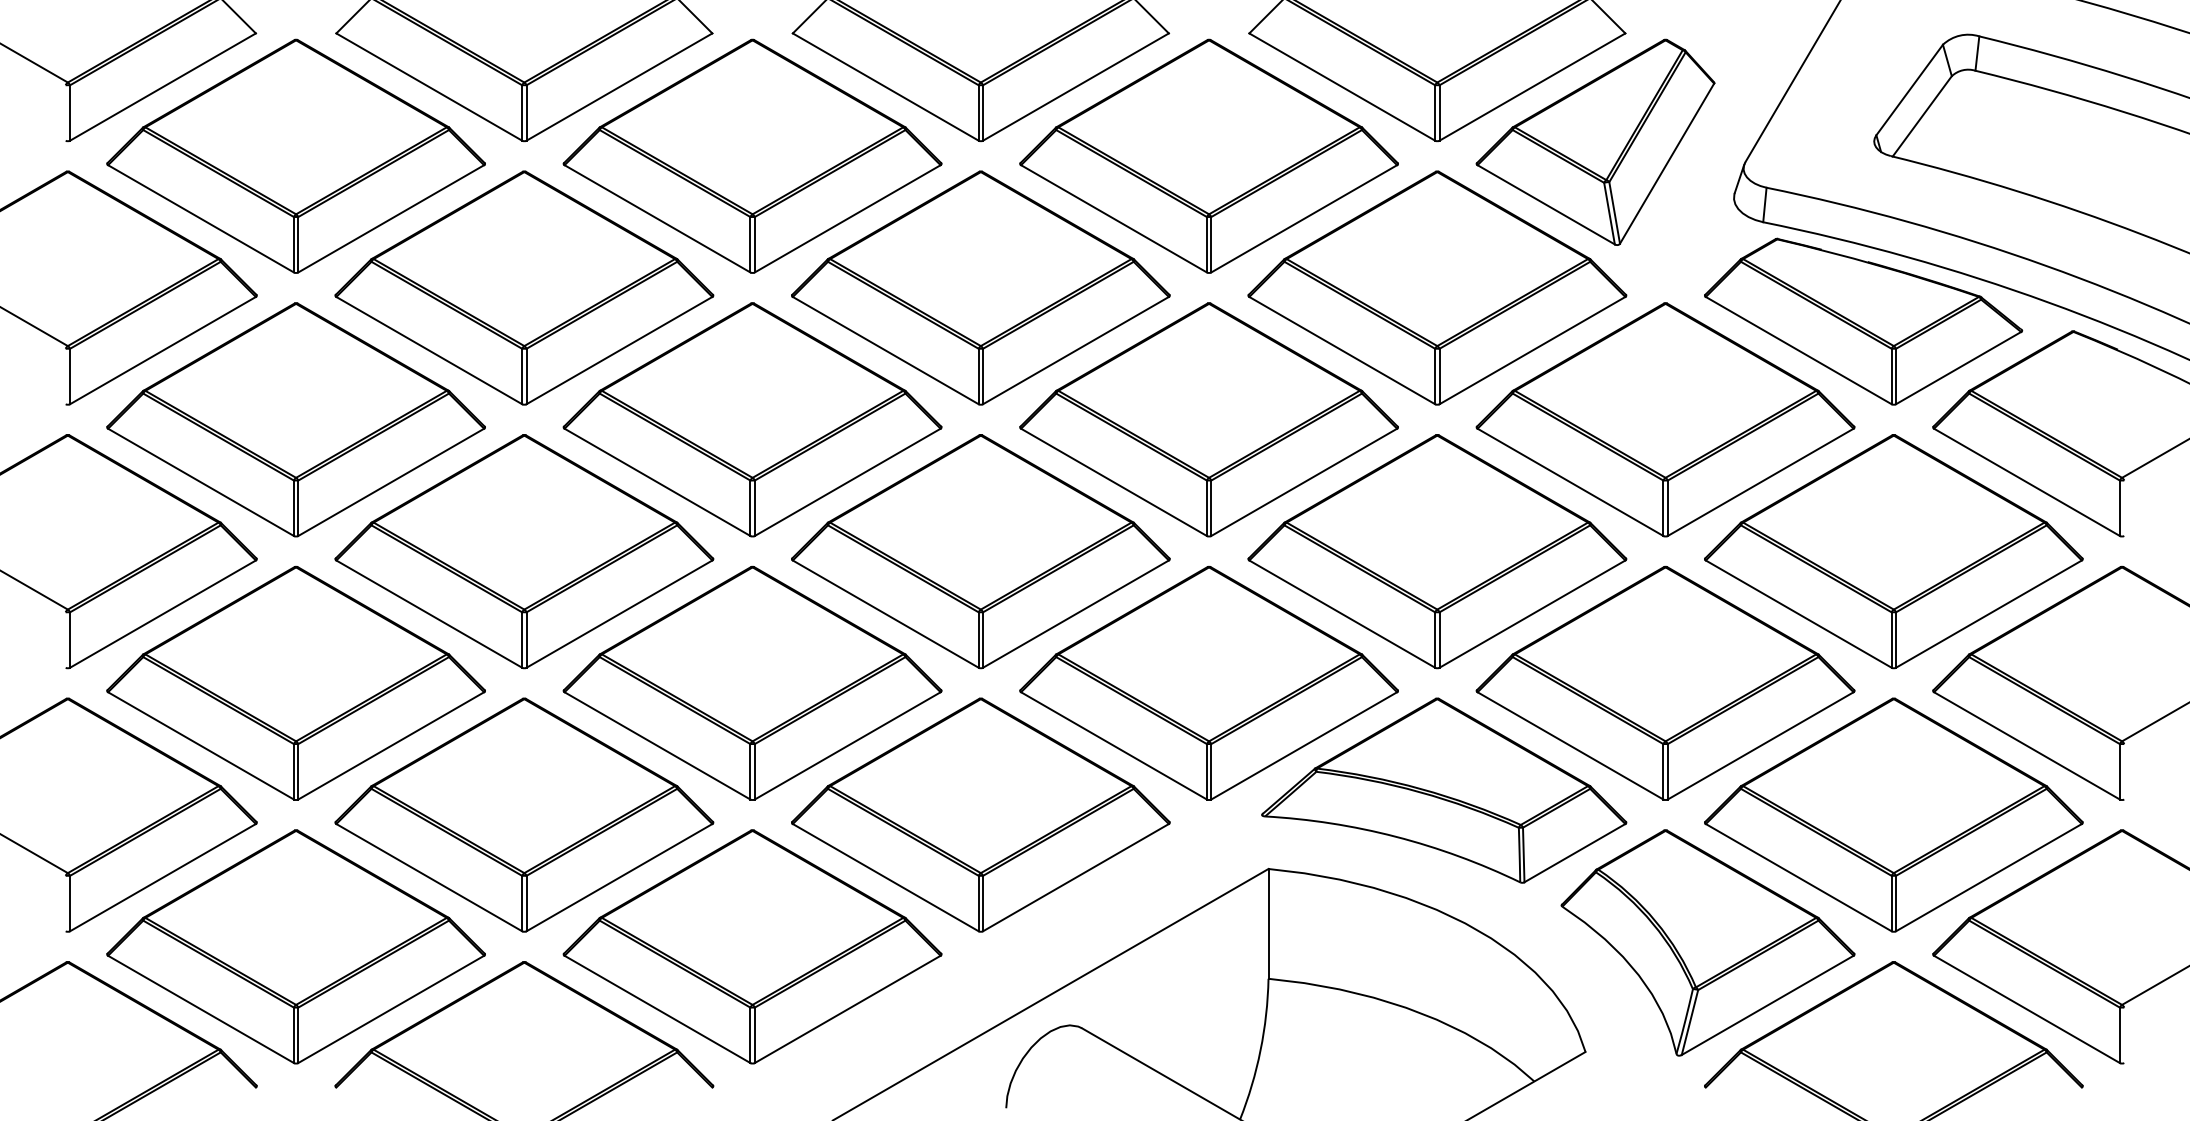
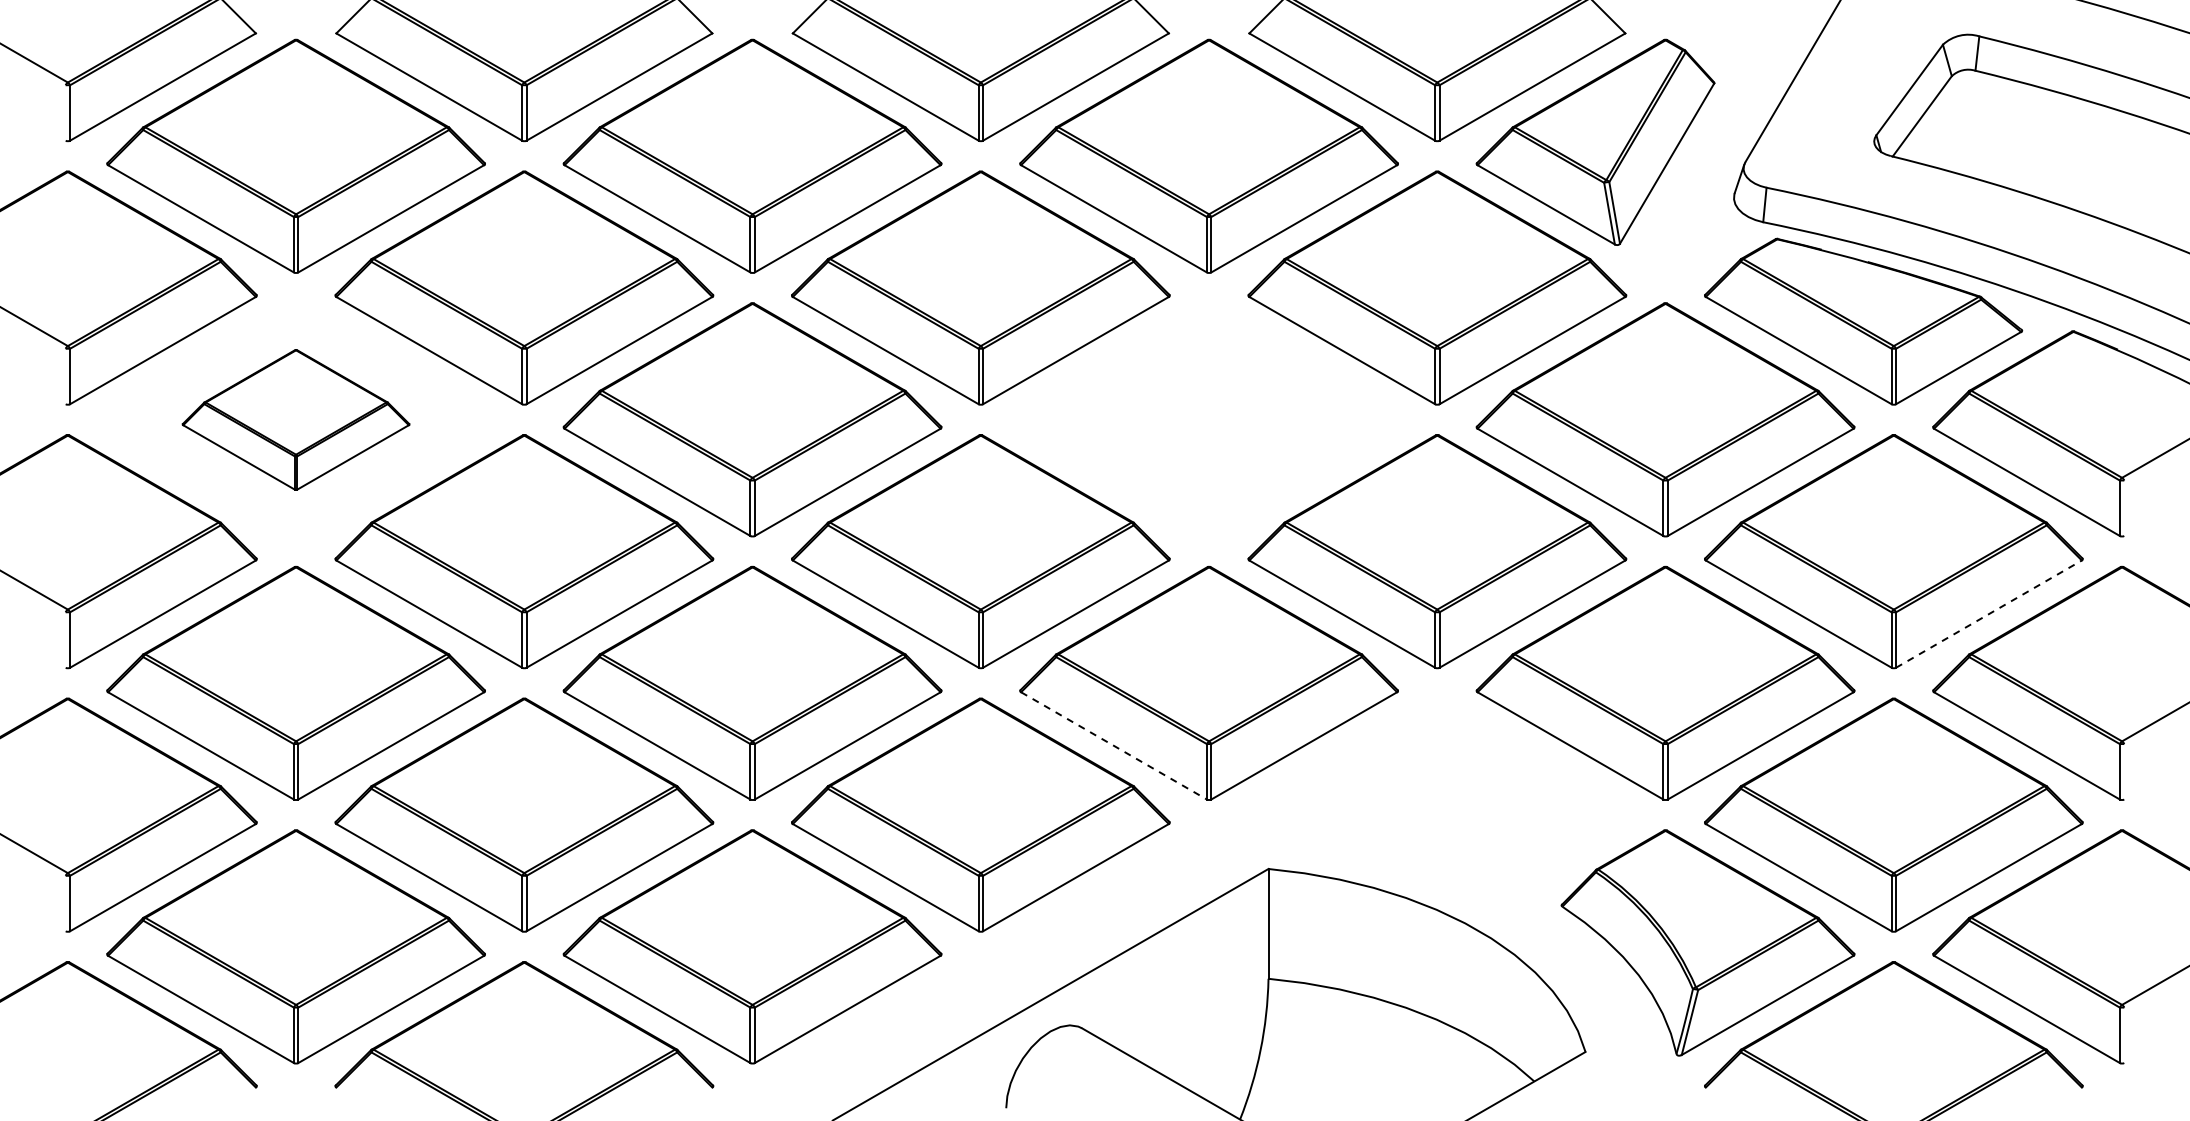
part size: 380x236 px -> 230x142 px (295, 419)
part: present -> none (1208, 419)
line: solid -> dashed (1989, 613)
line: solid -> dashed (1114, 746)
part: present -> none (1444, 790)
